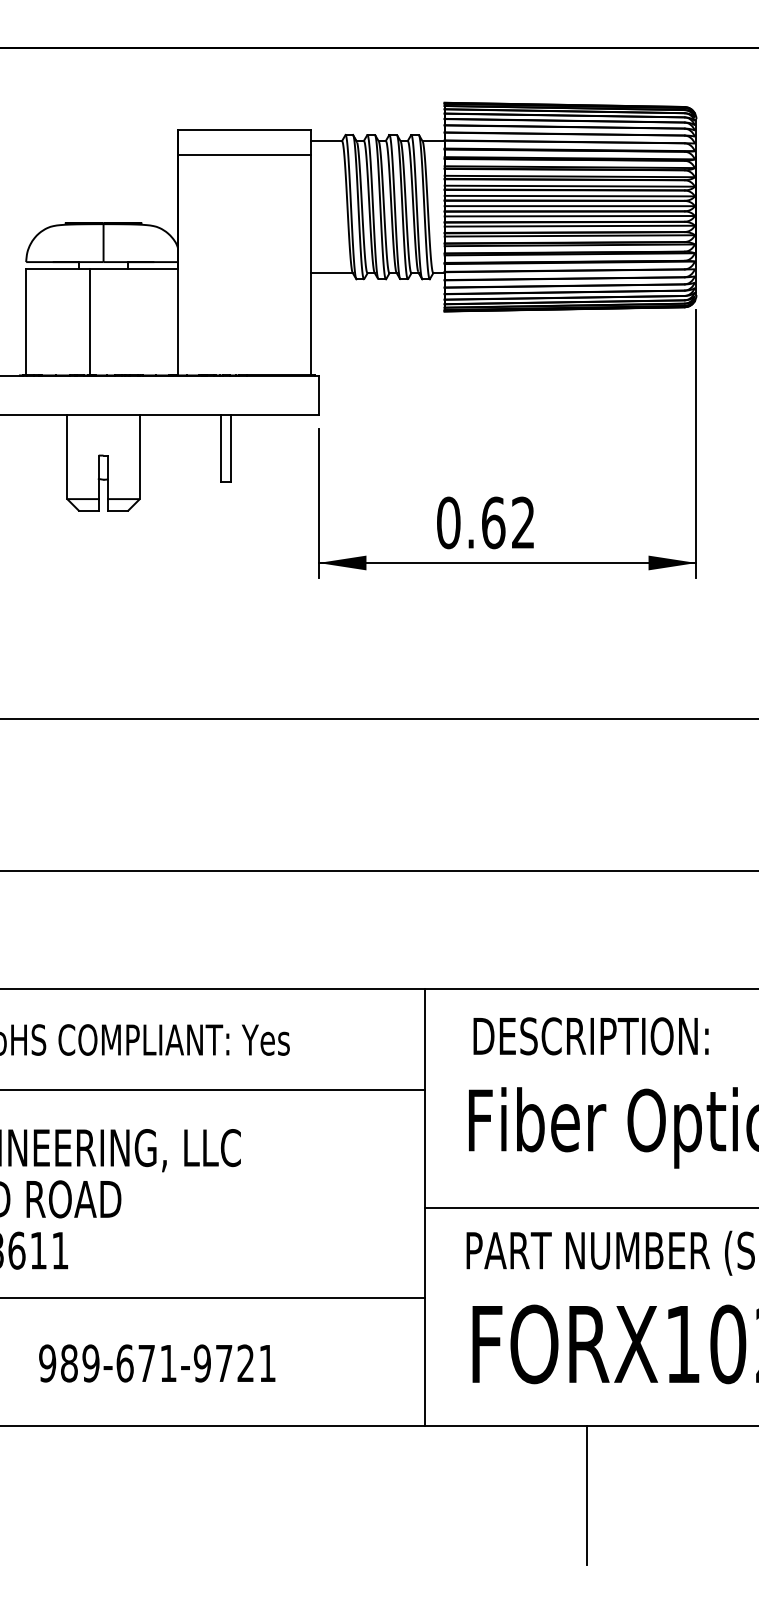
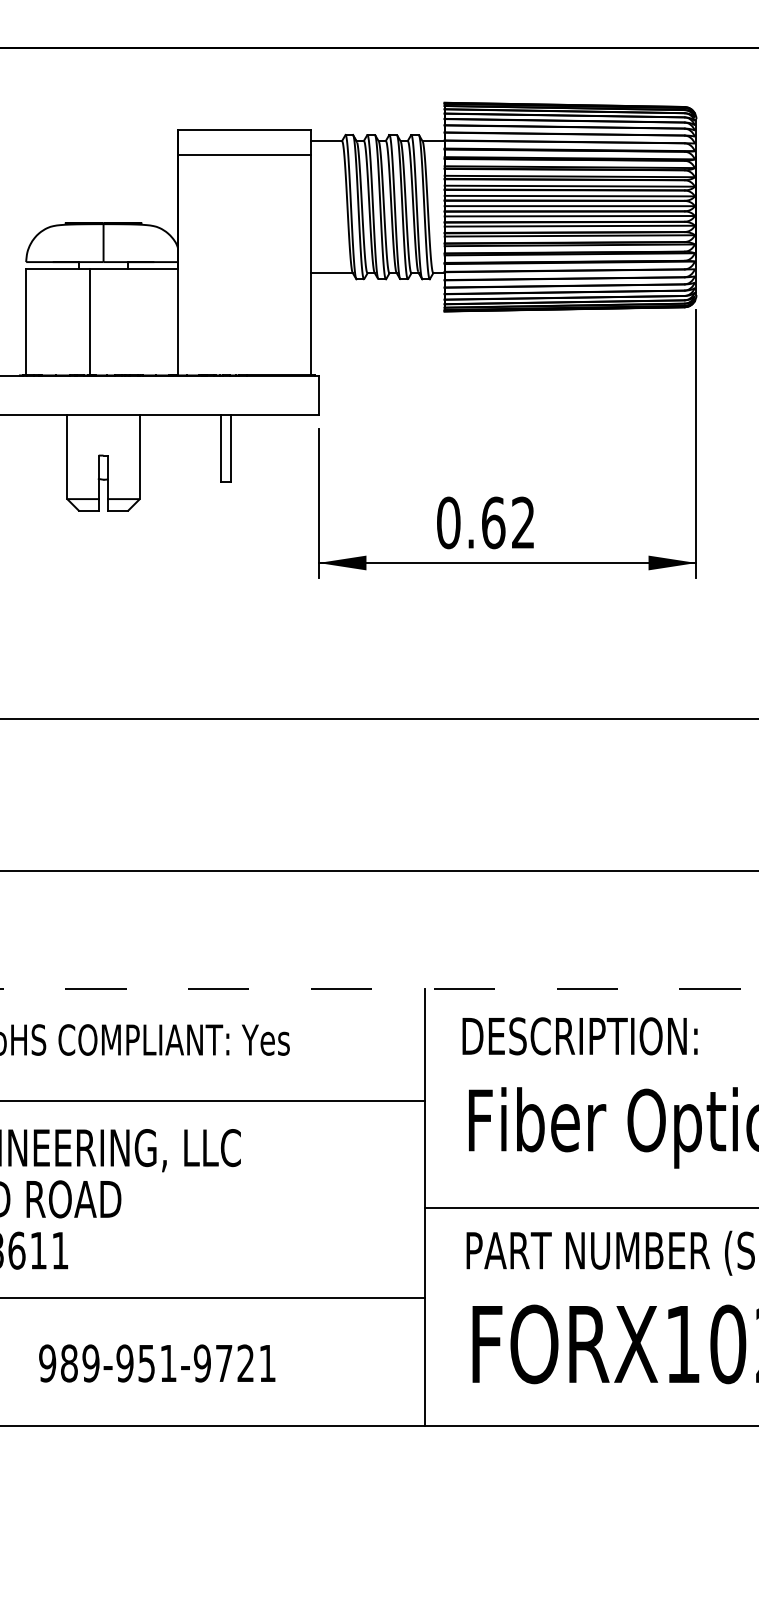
line: solid -> dashed (379, 989)
text position: (590, 1036) -> (579, 1036) (579, 1036)
line position: (213, 1089) -> (213, 1100) (213, 1100)
text: 989-671-9721 -> 989-951-9721 (135, 1363)
line: present -> none (587, 1495)
